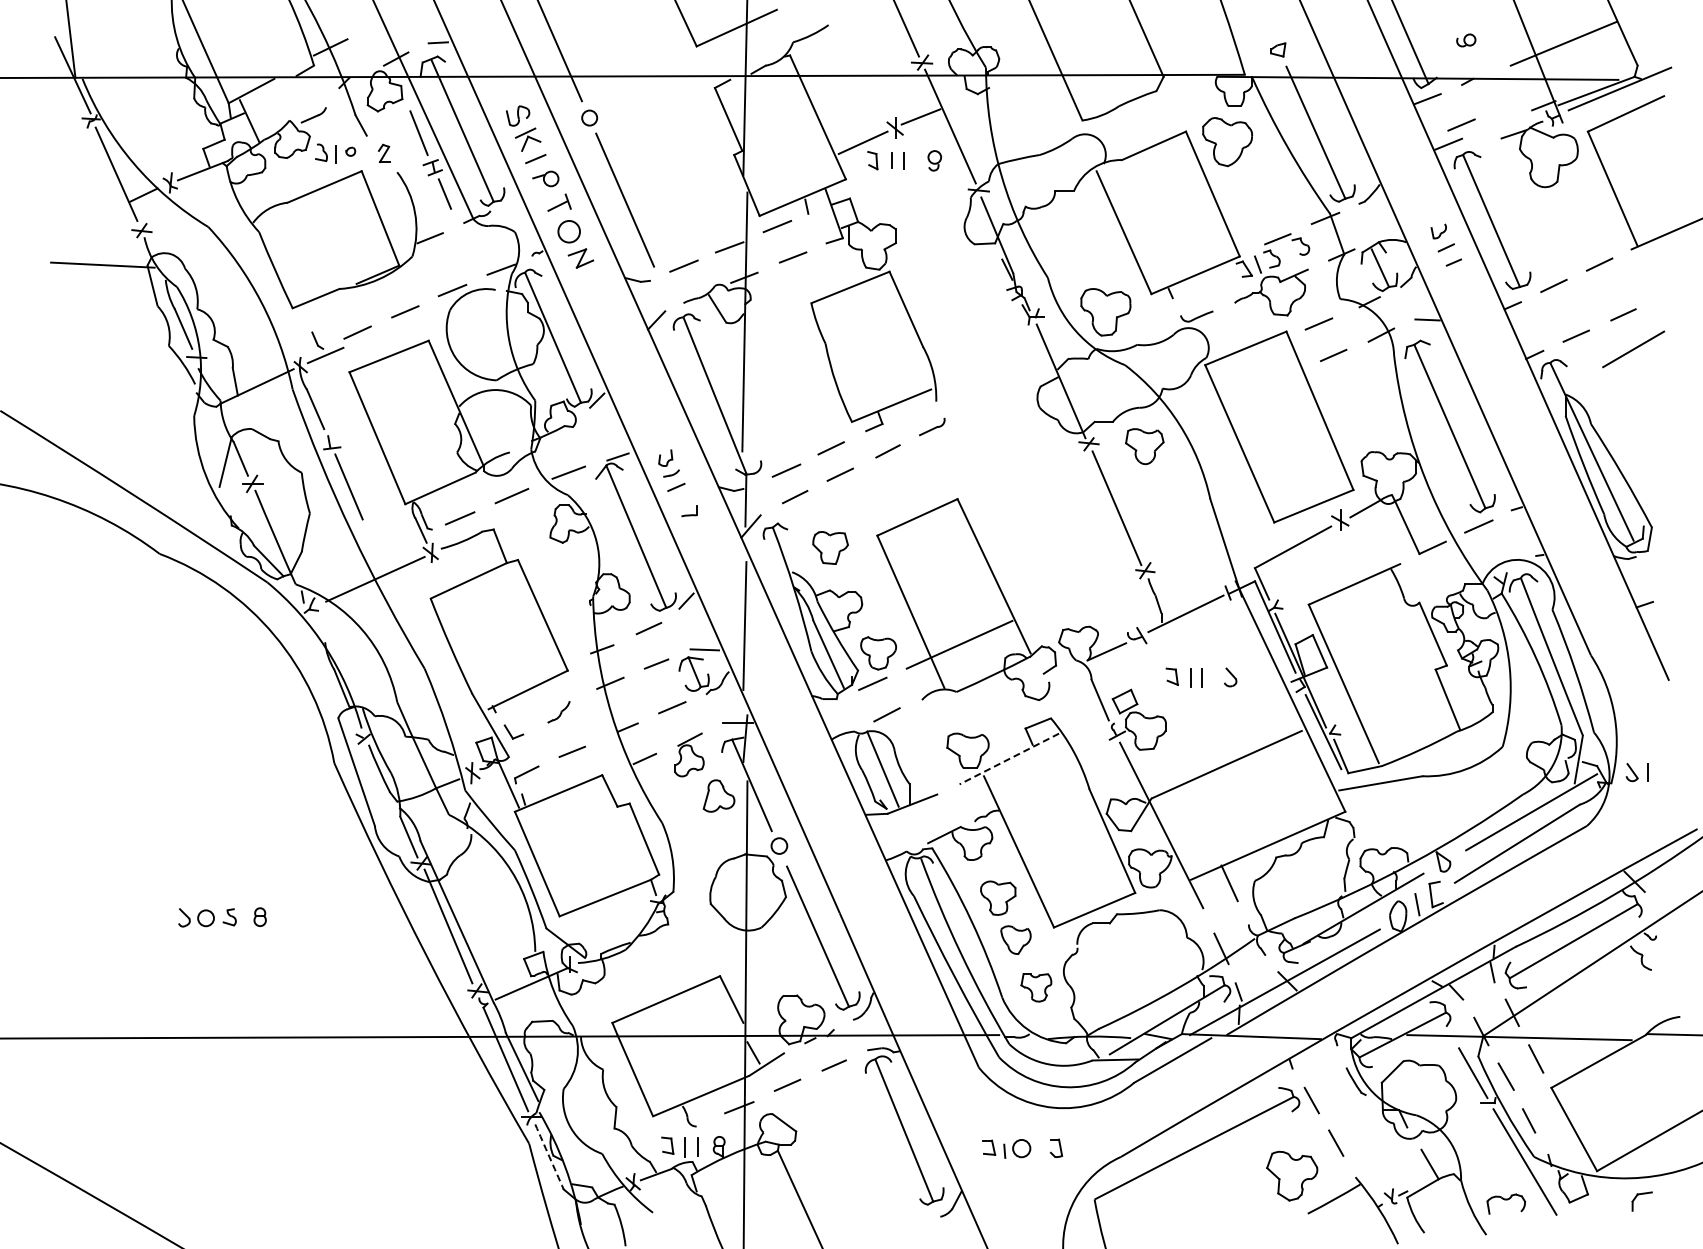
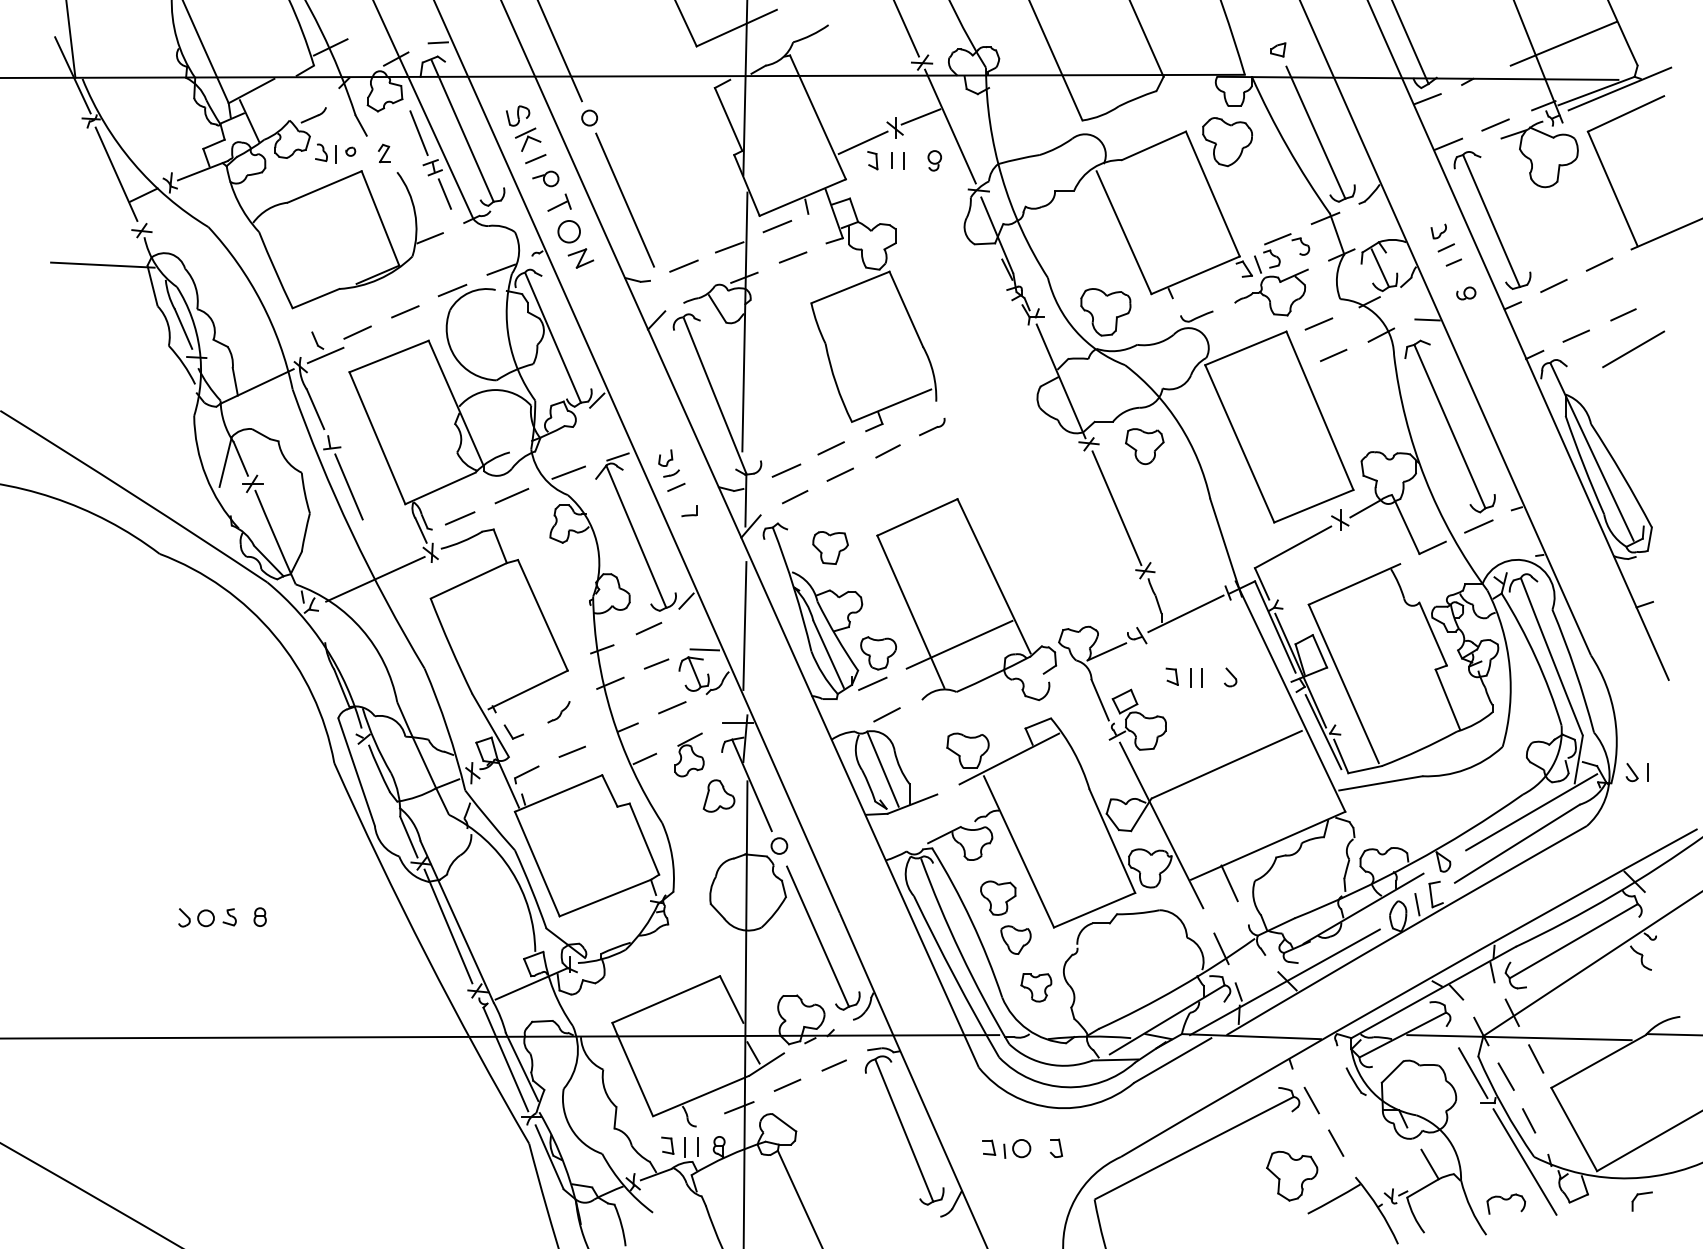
part position: (1466, 40) -> (1466, 293) (1466, 293)
line position: (1461, 124) -> (1495, 124) (1495, 124)
line: dashed -> solid (1009, 759)
arc: dashed -> solid (549, 1156)
